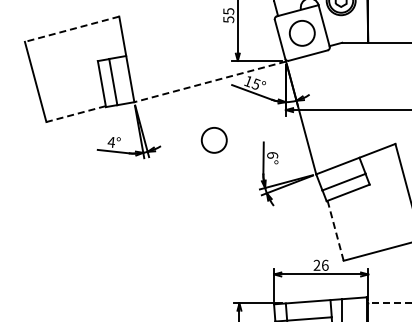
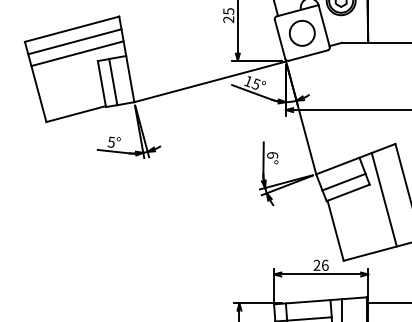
text: 55 -> 25 (228, 19)
line: dashed -> solid (72, 29)
line: none -> present (74, 41)
line: none -> present (77, 53)
line: dashed -> solid (210, 81)
line: dashed -> solid (76, 114)
circle: present -> none (213, 140)
text: 4° -> 5° (110, 141)
line: none -> present (383, 199)
line: dashed -> solid (335, 231)
line: dashed -> solid (389, 303)
